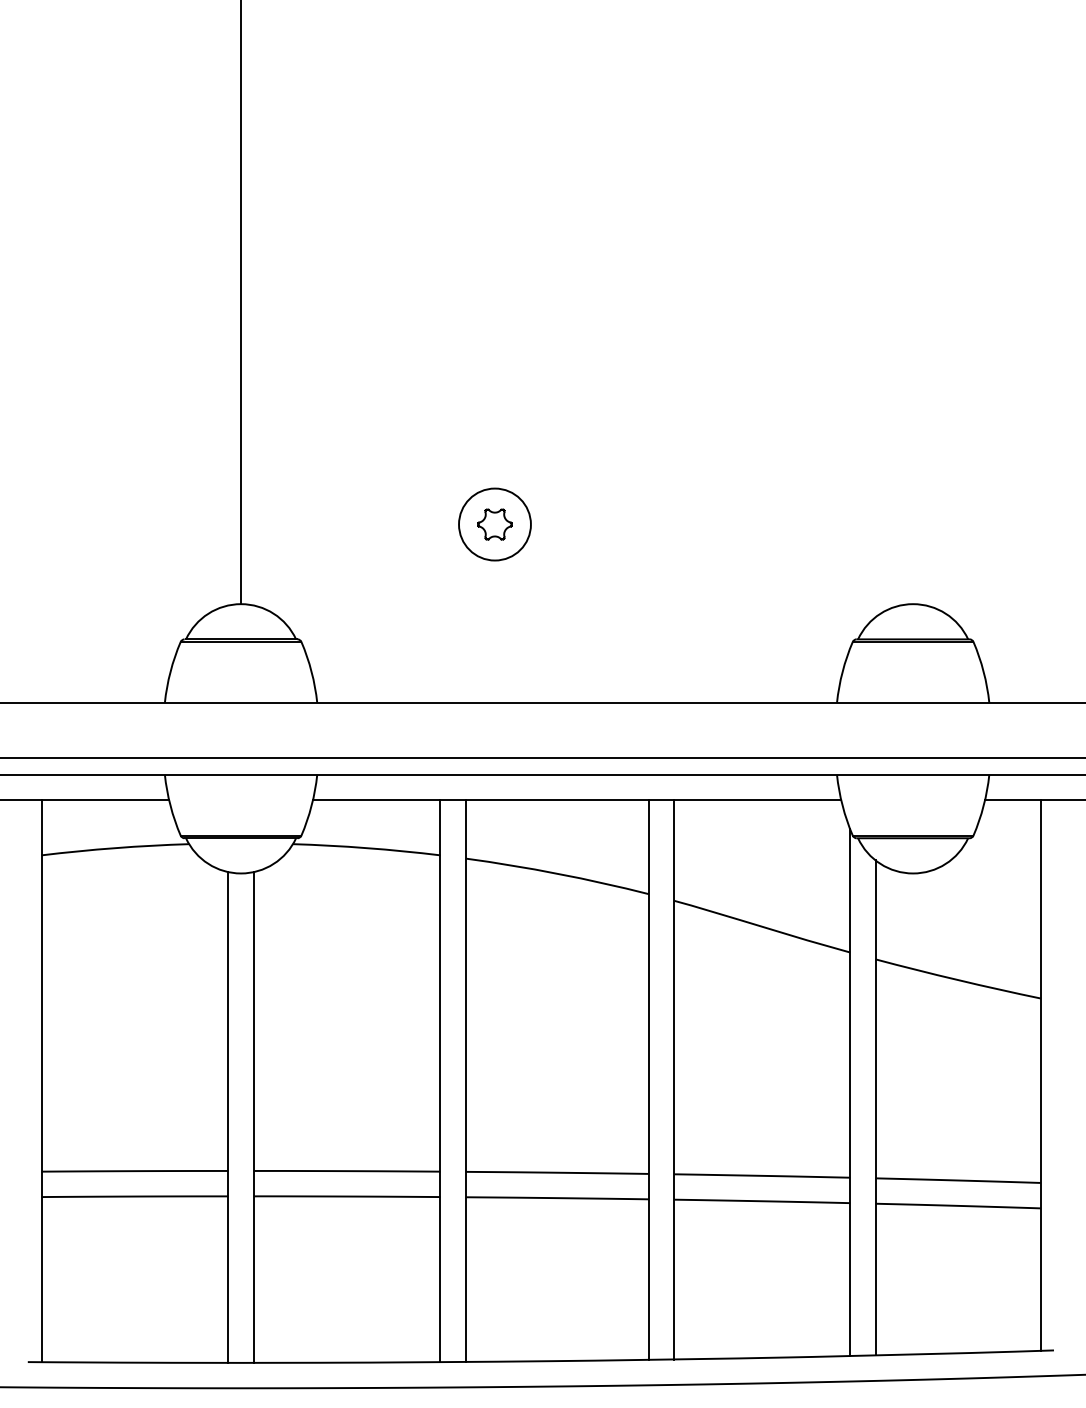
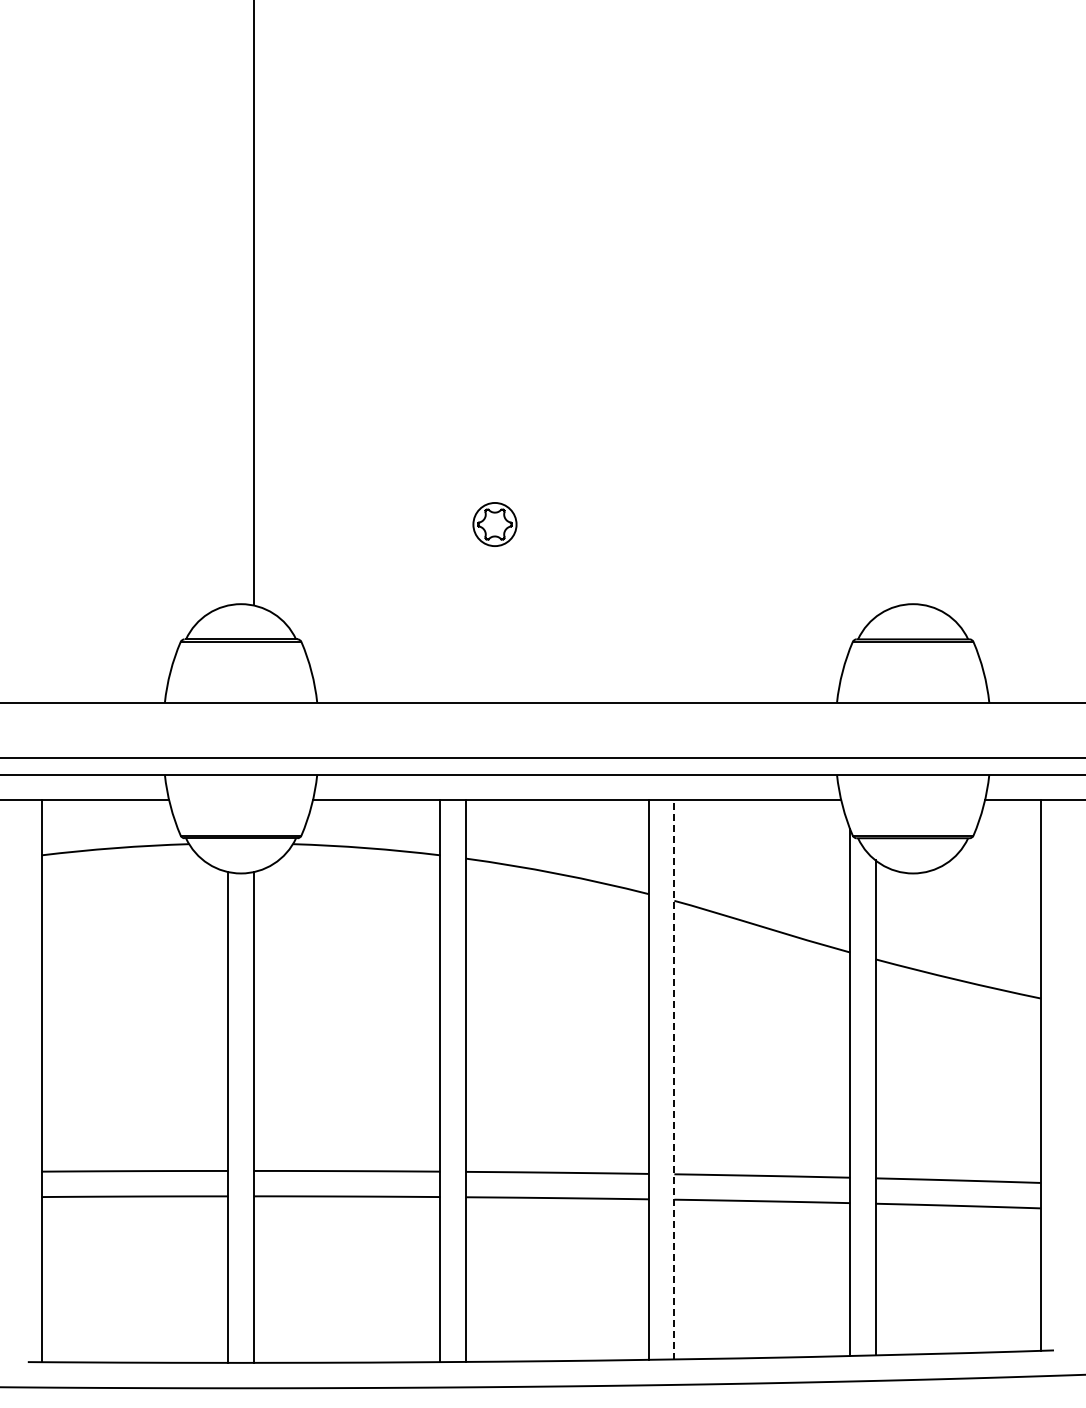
line position: (241, 303) -> (254, 303) (254, 303)
circle diameter: 72 px -> 43 px (494, 524)
line: solid -> dashed (674, 1079)
